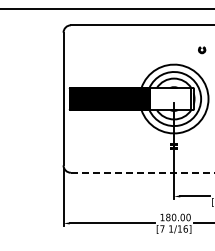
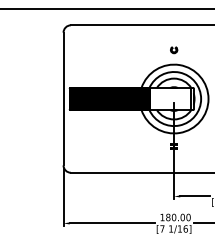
part position: (202, 50) -> (174, 50) (174, 50)
line: dashed -> solid (142, 172)
